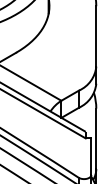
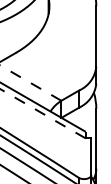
line: solid -> dashed (30, 82)
line: solid -> dashed (42, 113)
